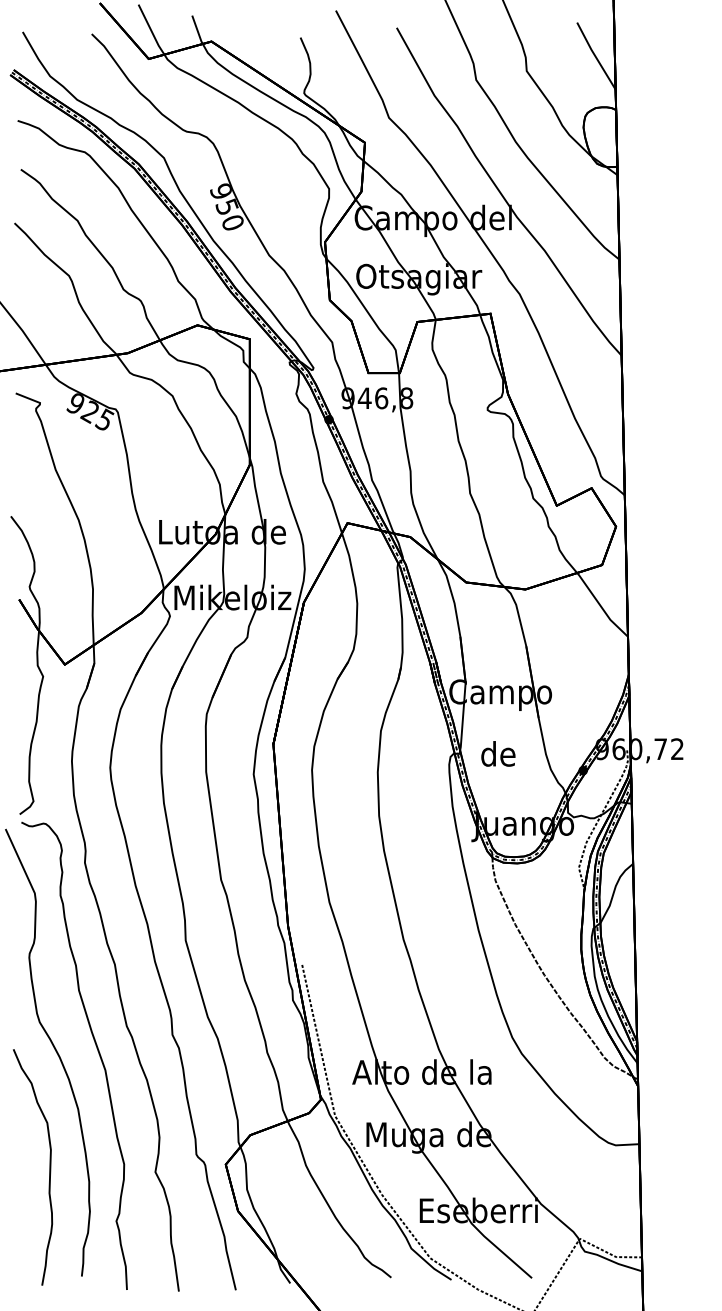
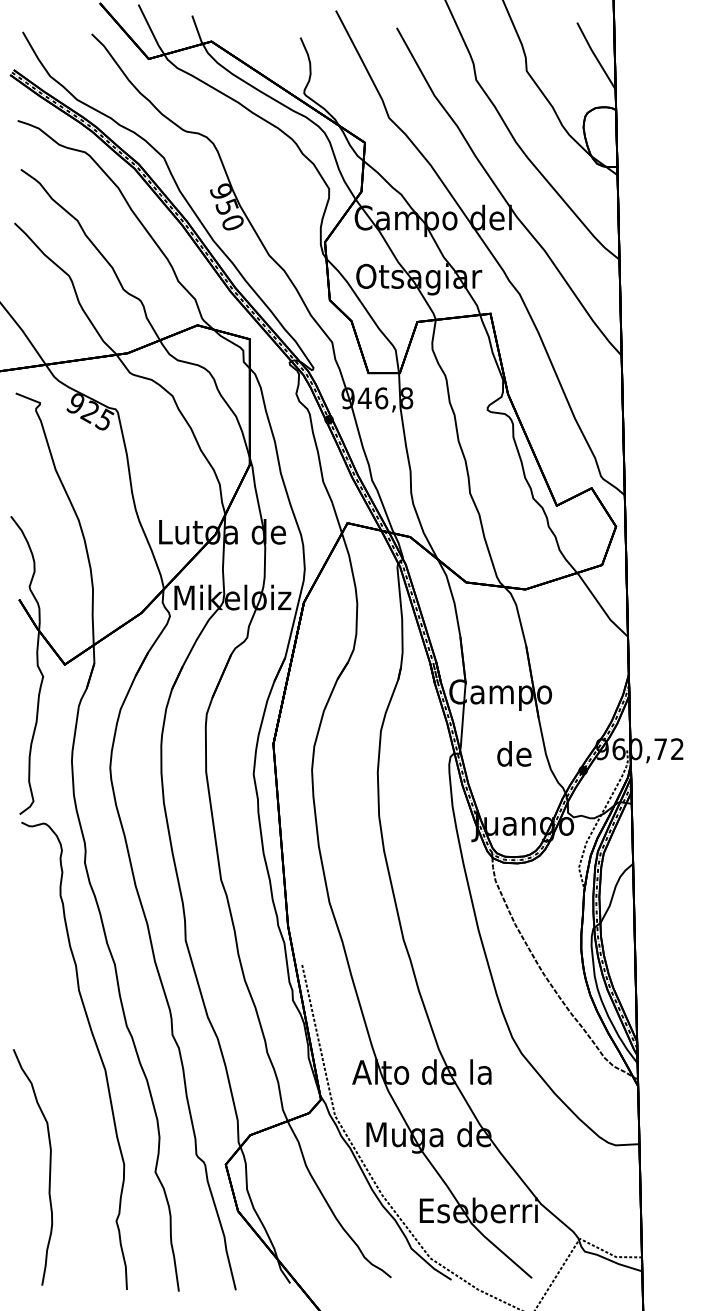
text position: (498, 753) -> (514, 753) (514, 753)
curve: present -> none (54, 1049)
